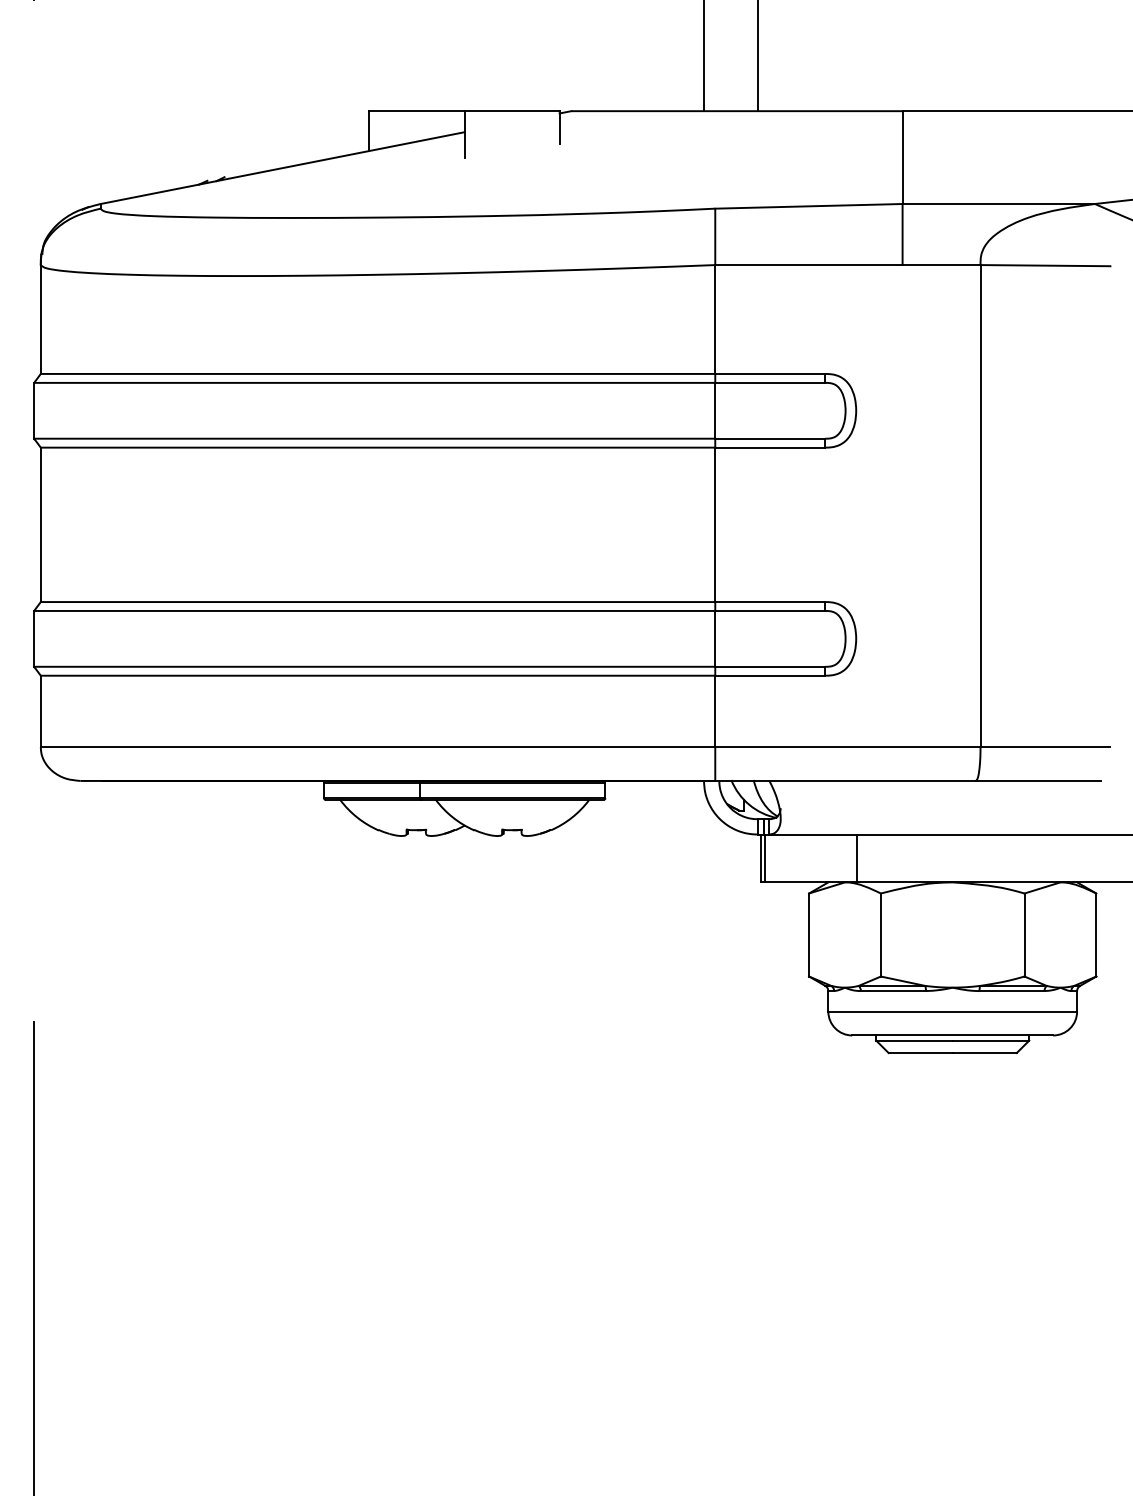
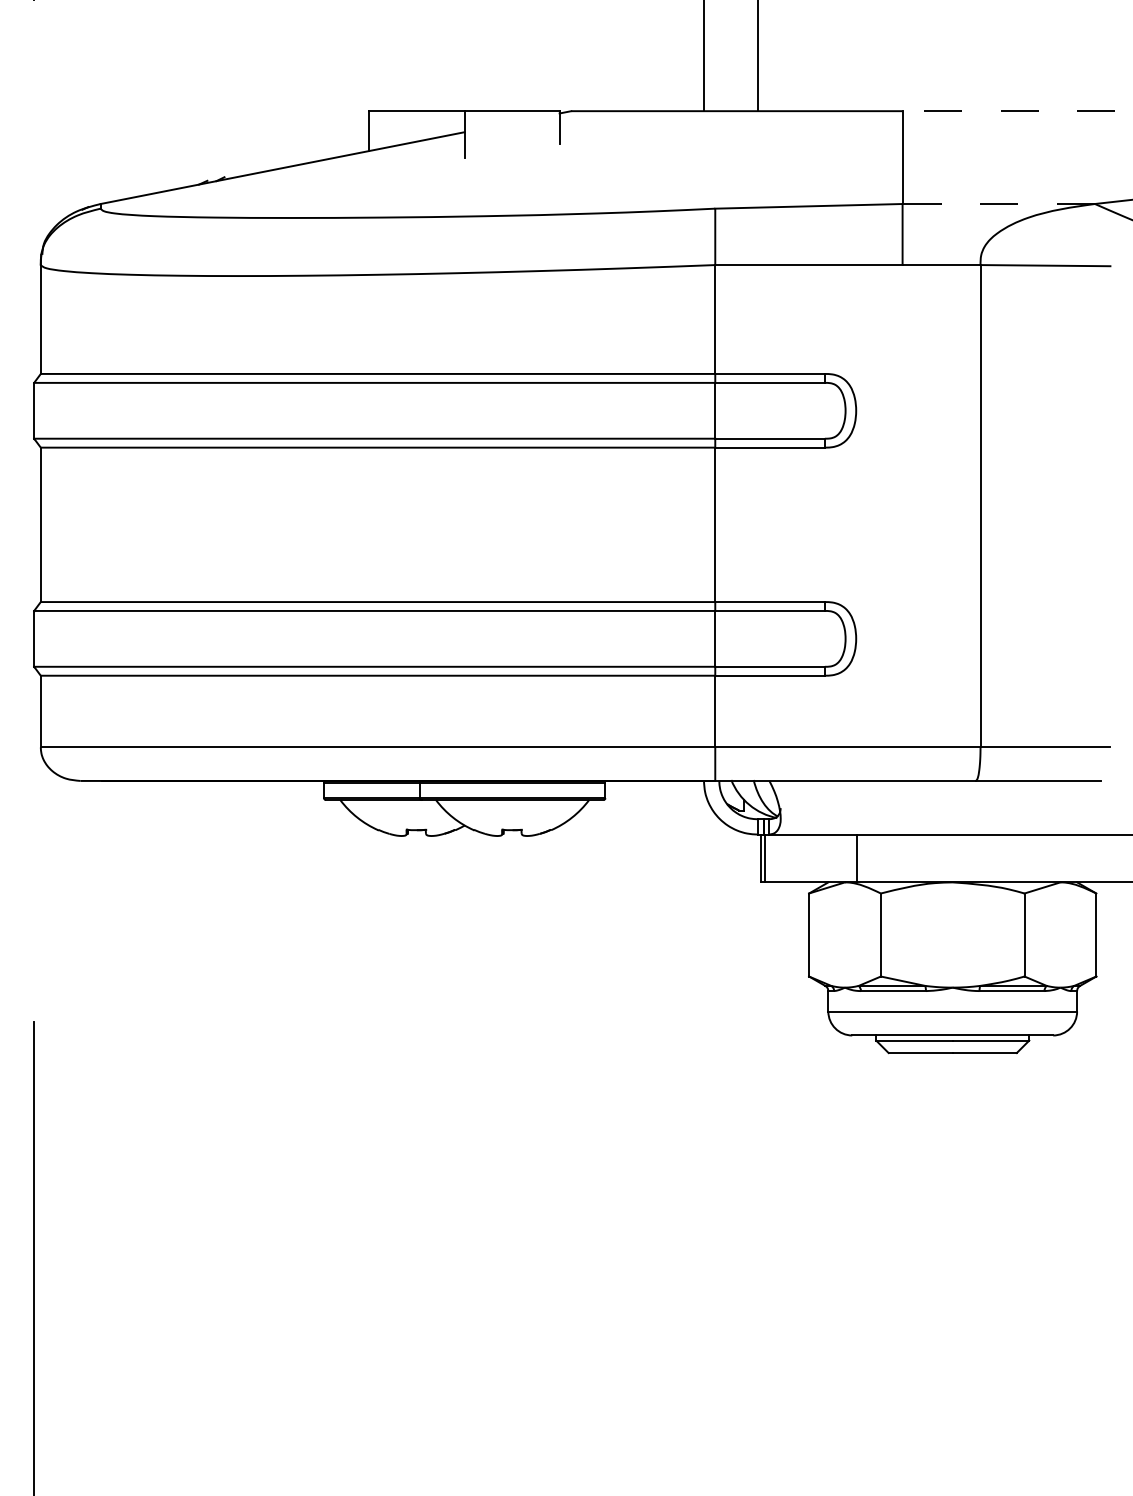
line: solid -> dashed (1017, 111)
line: solid -> dashed (998, 204)
